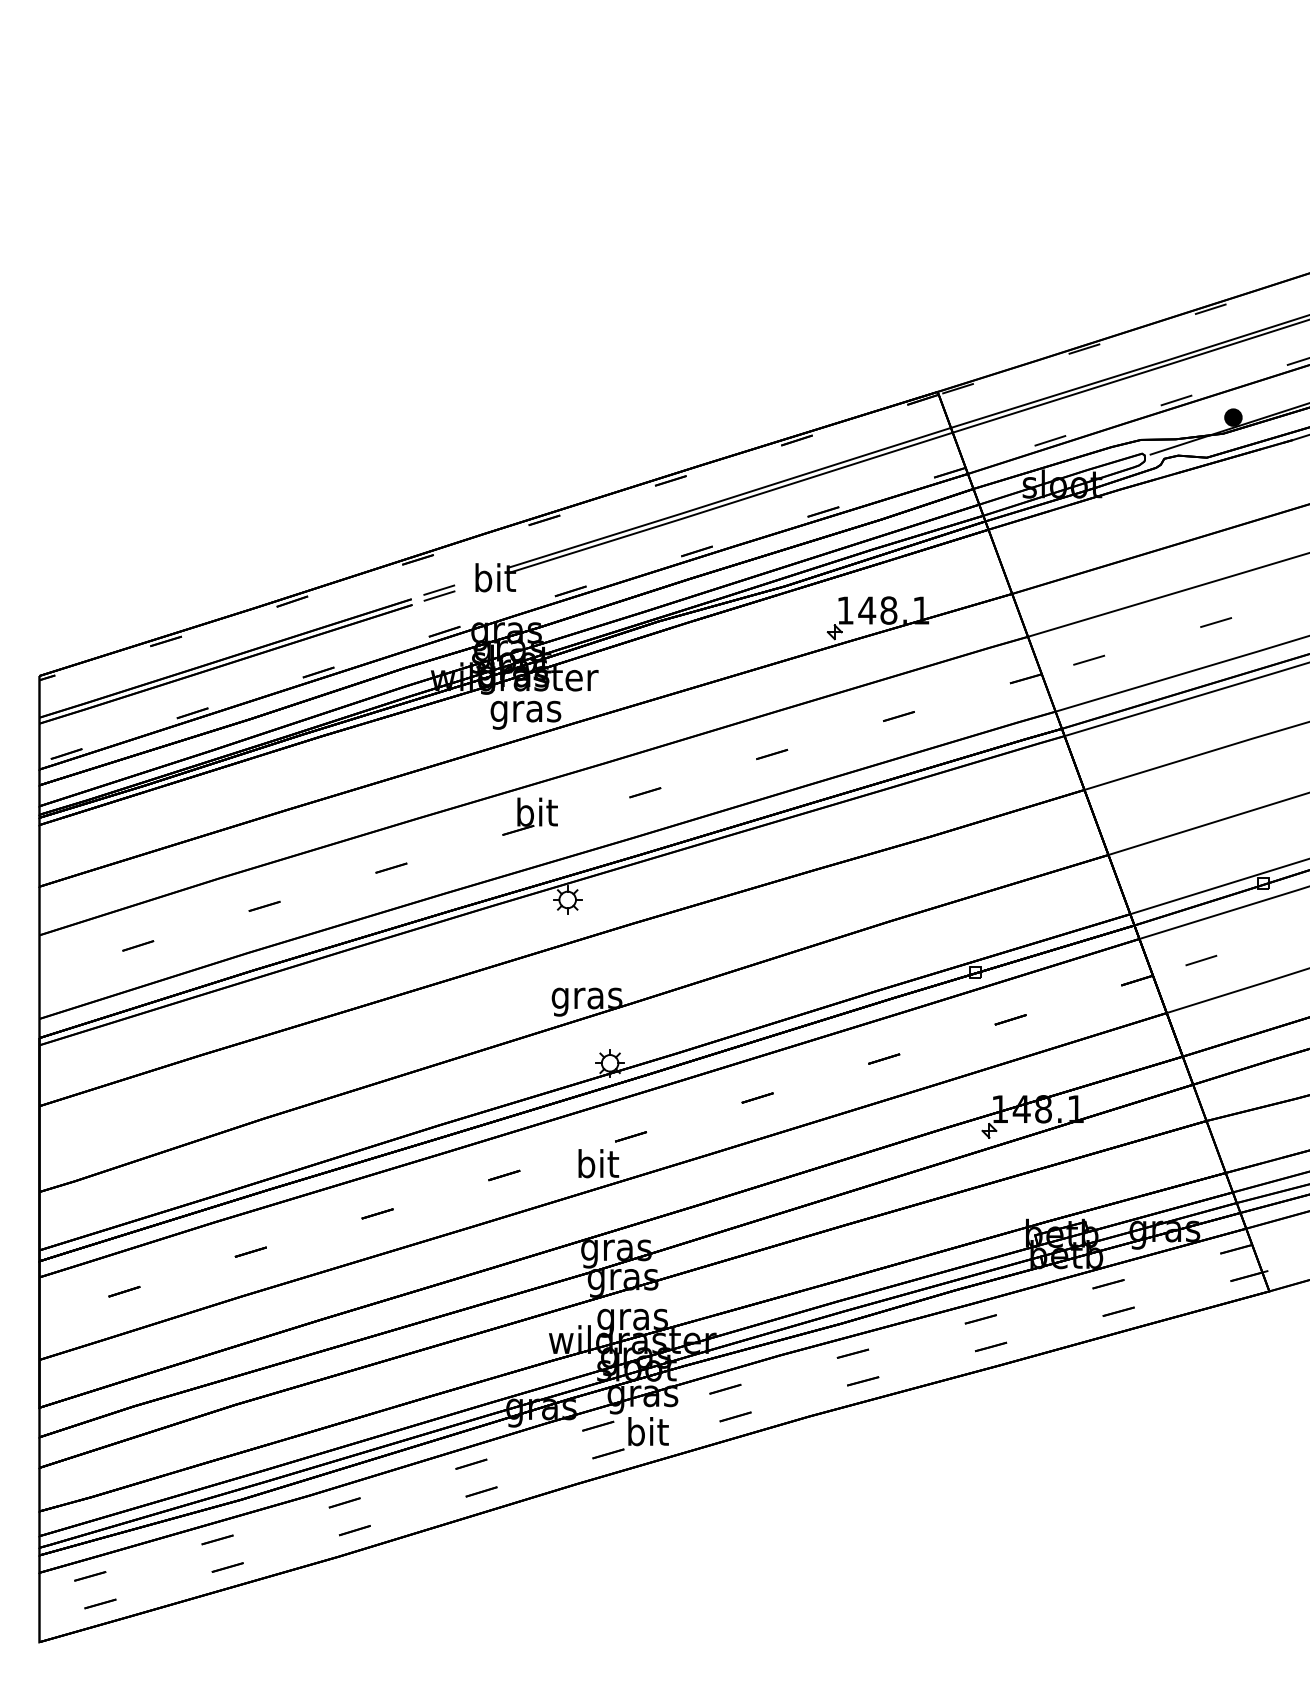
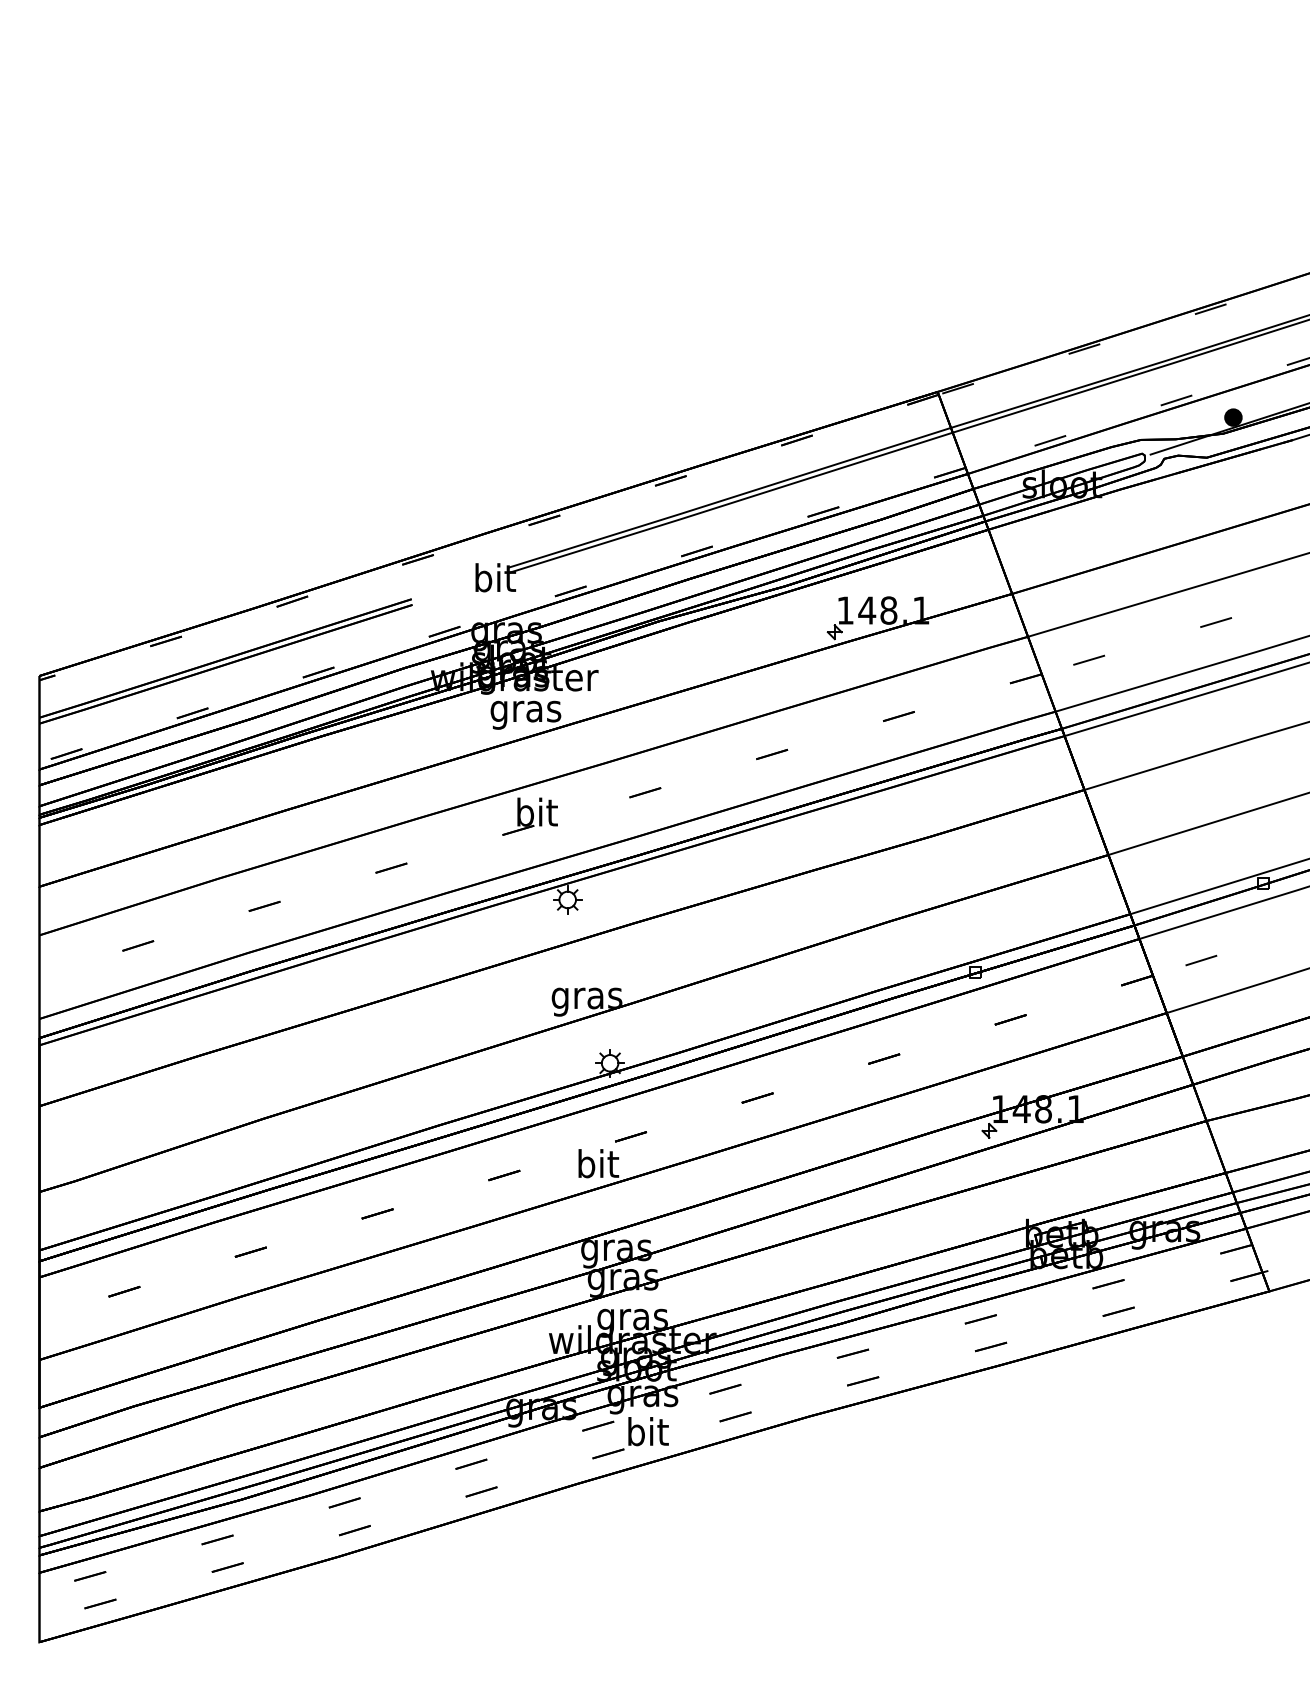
part: present -> none (439, 592)
